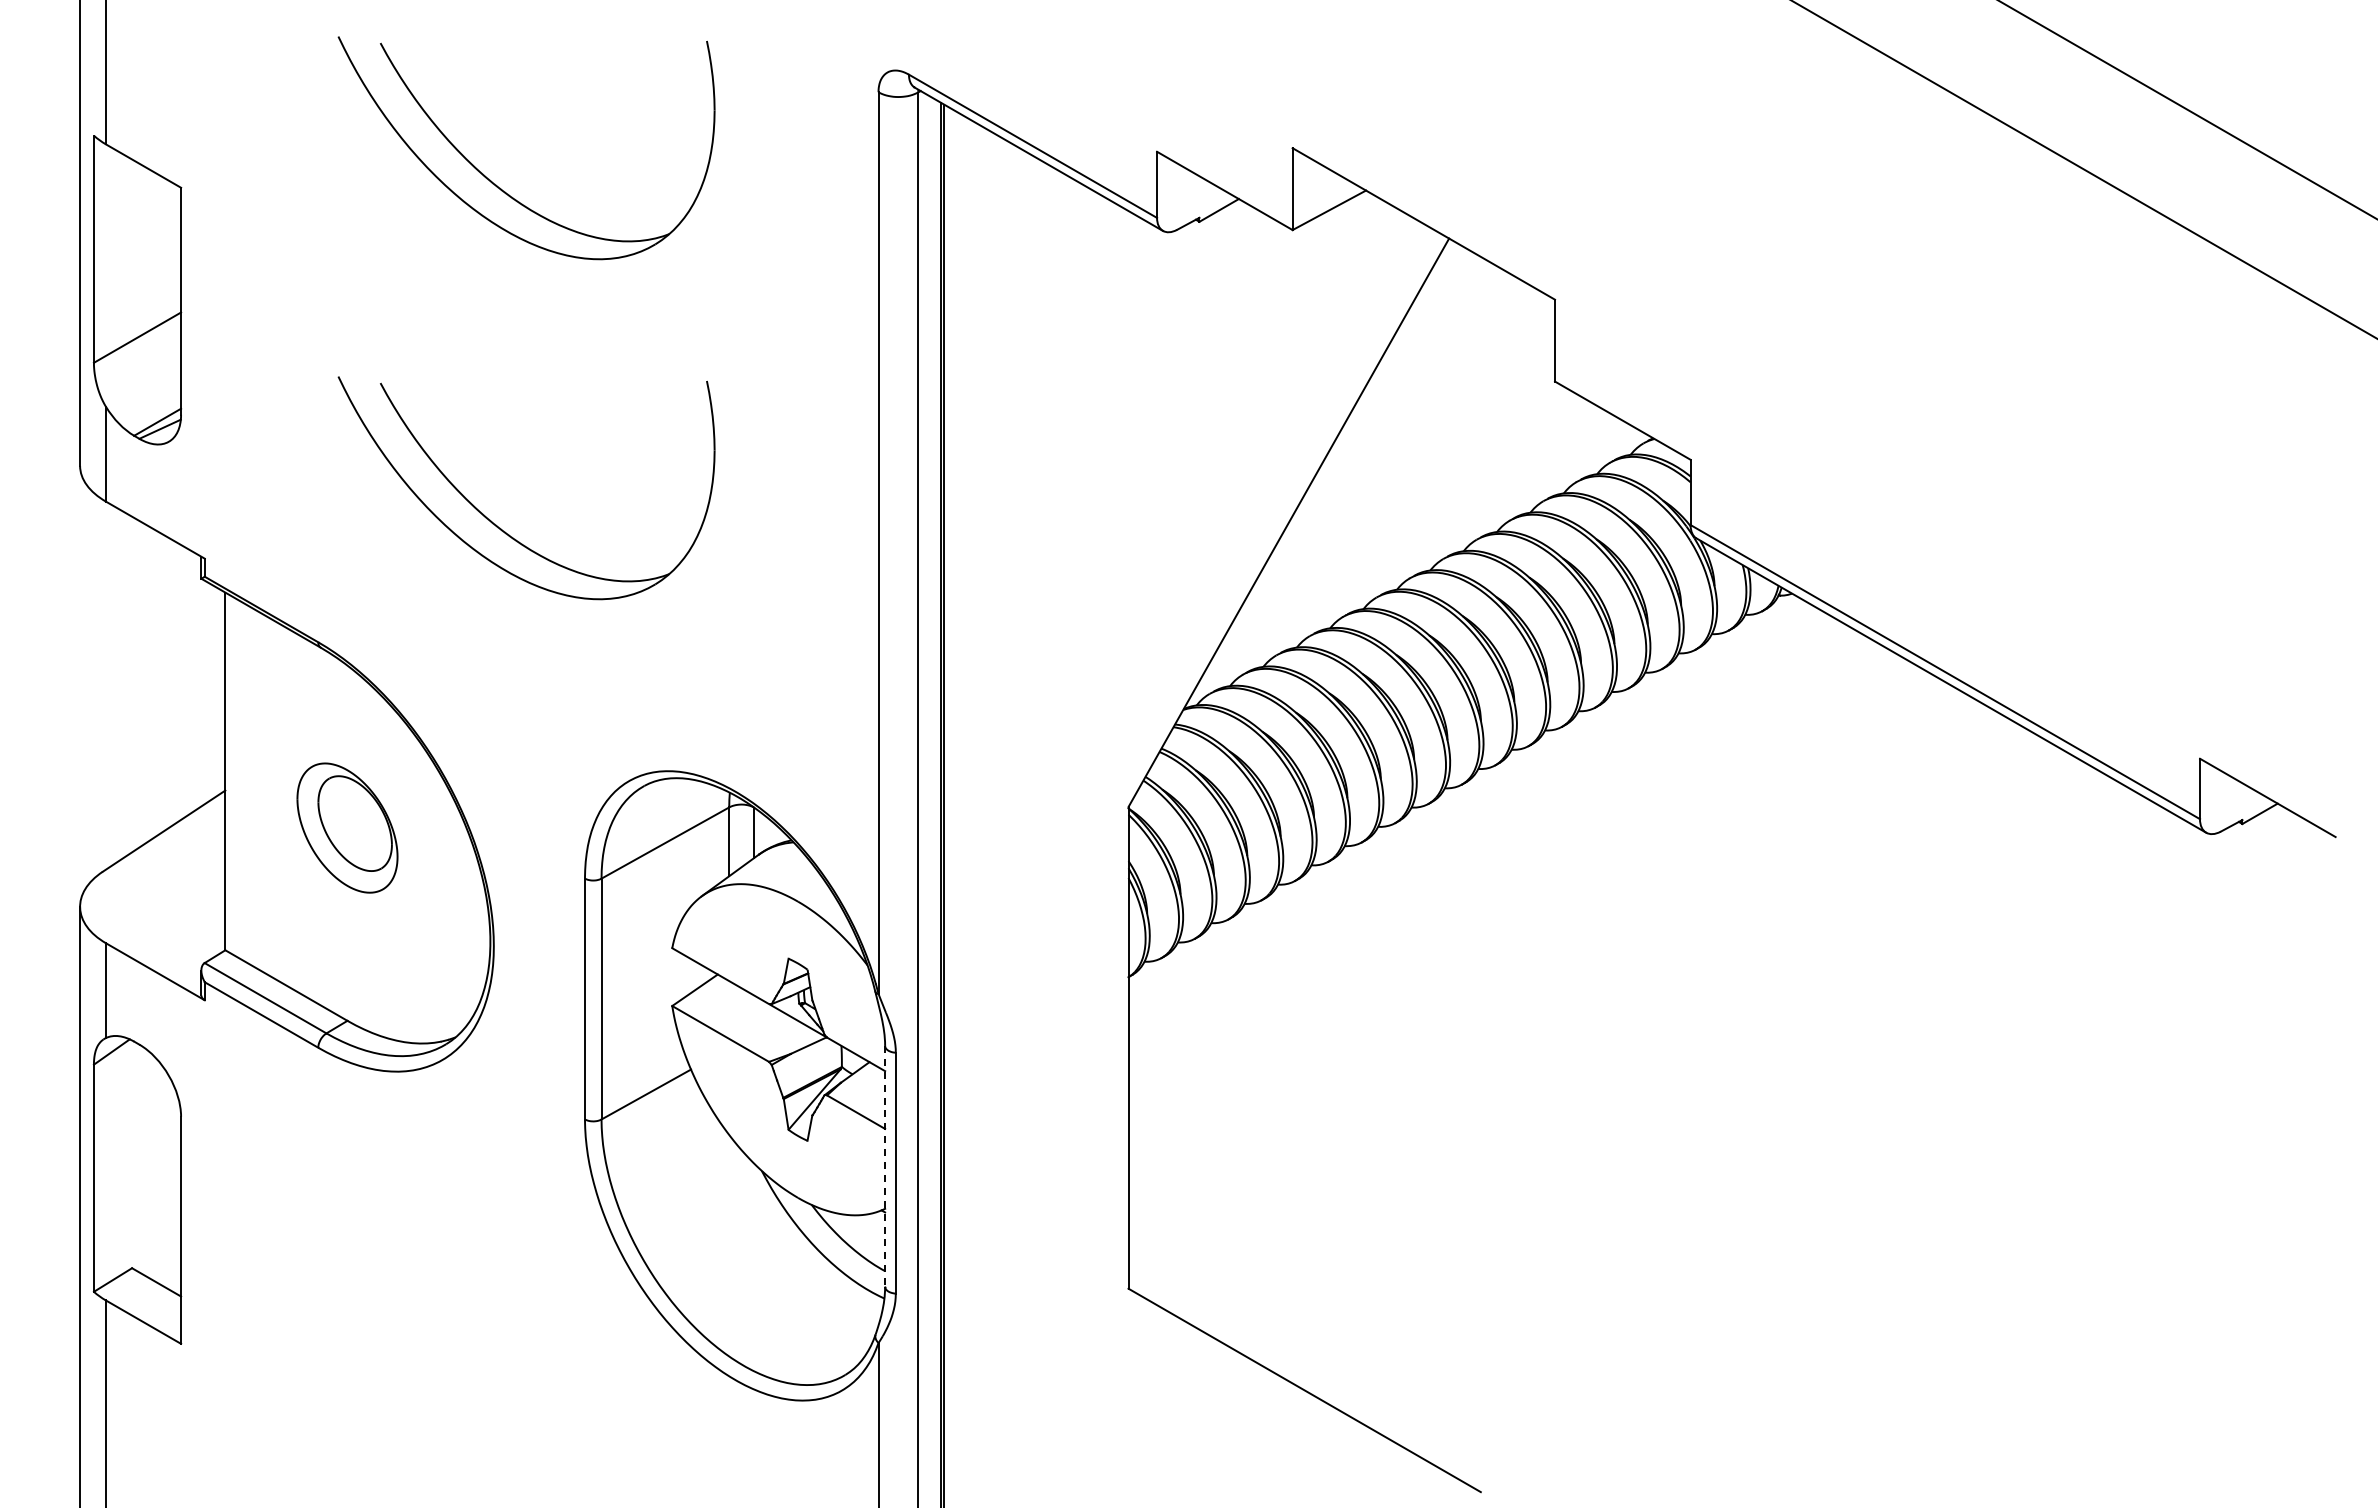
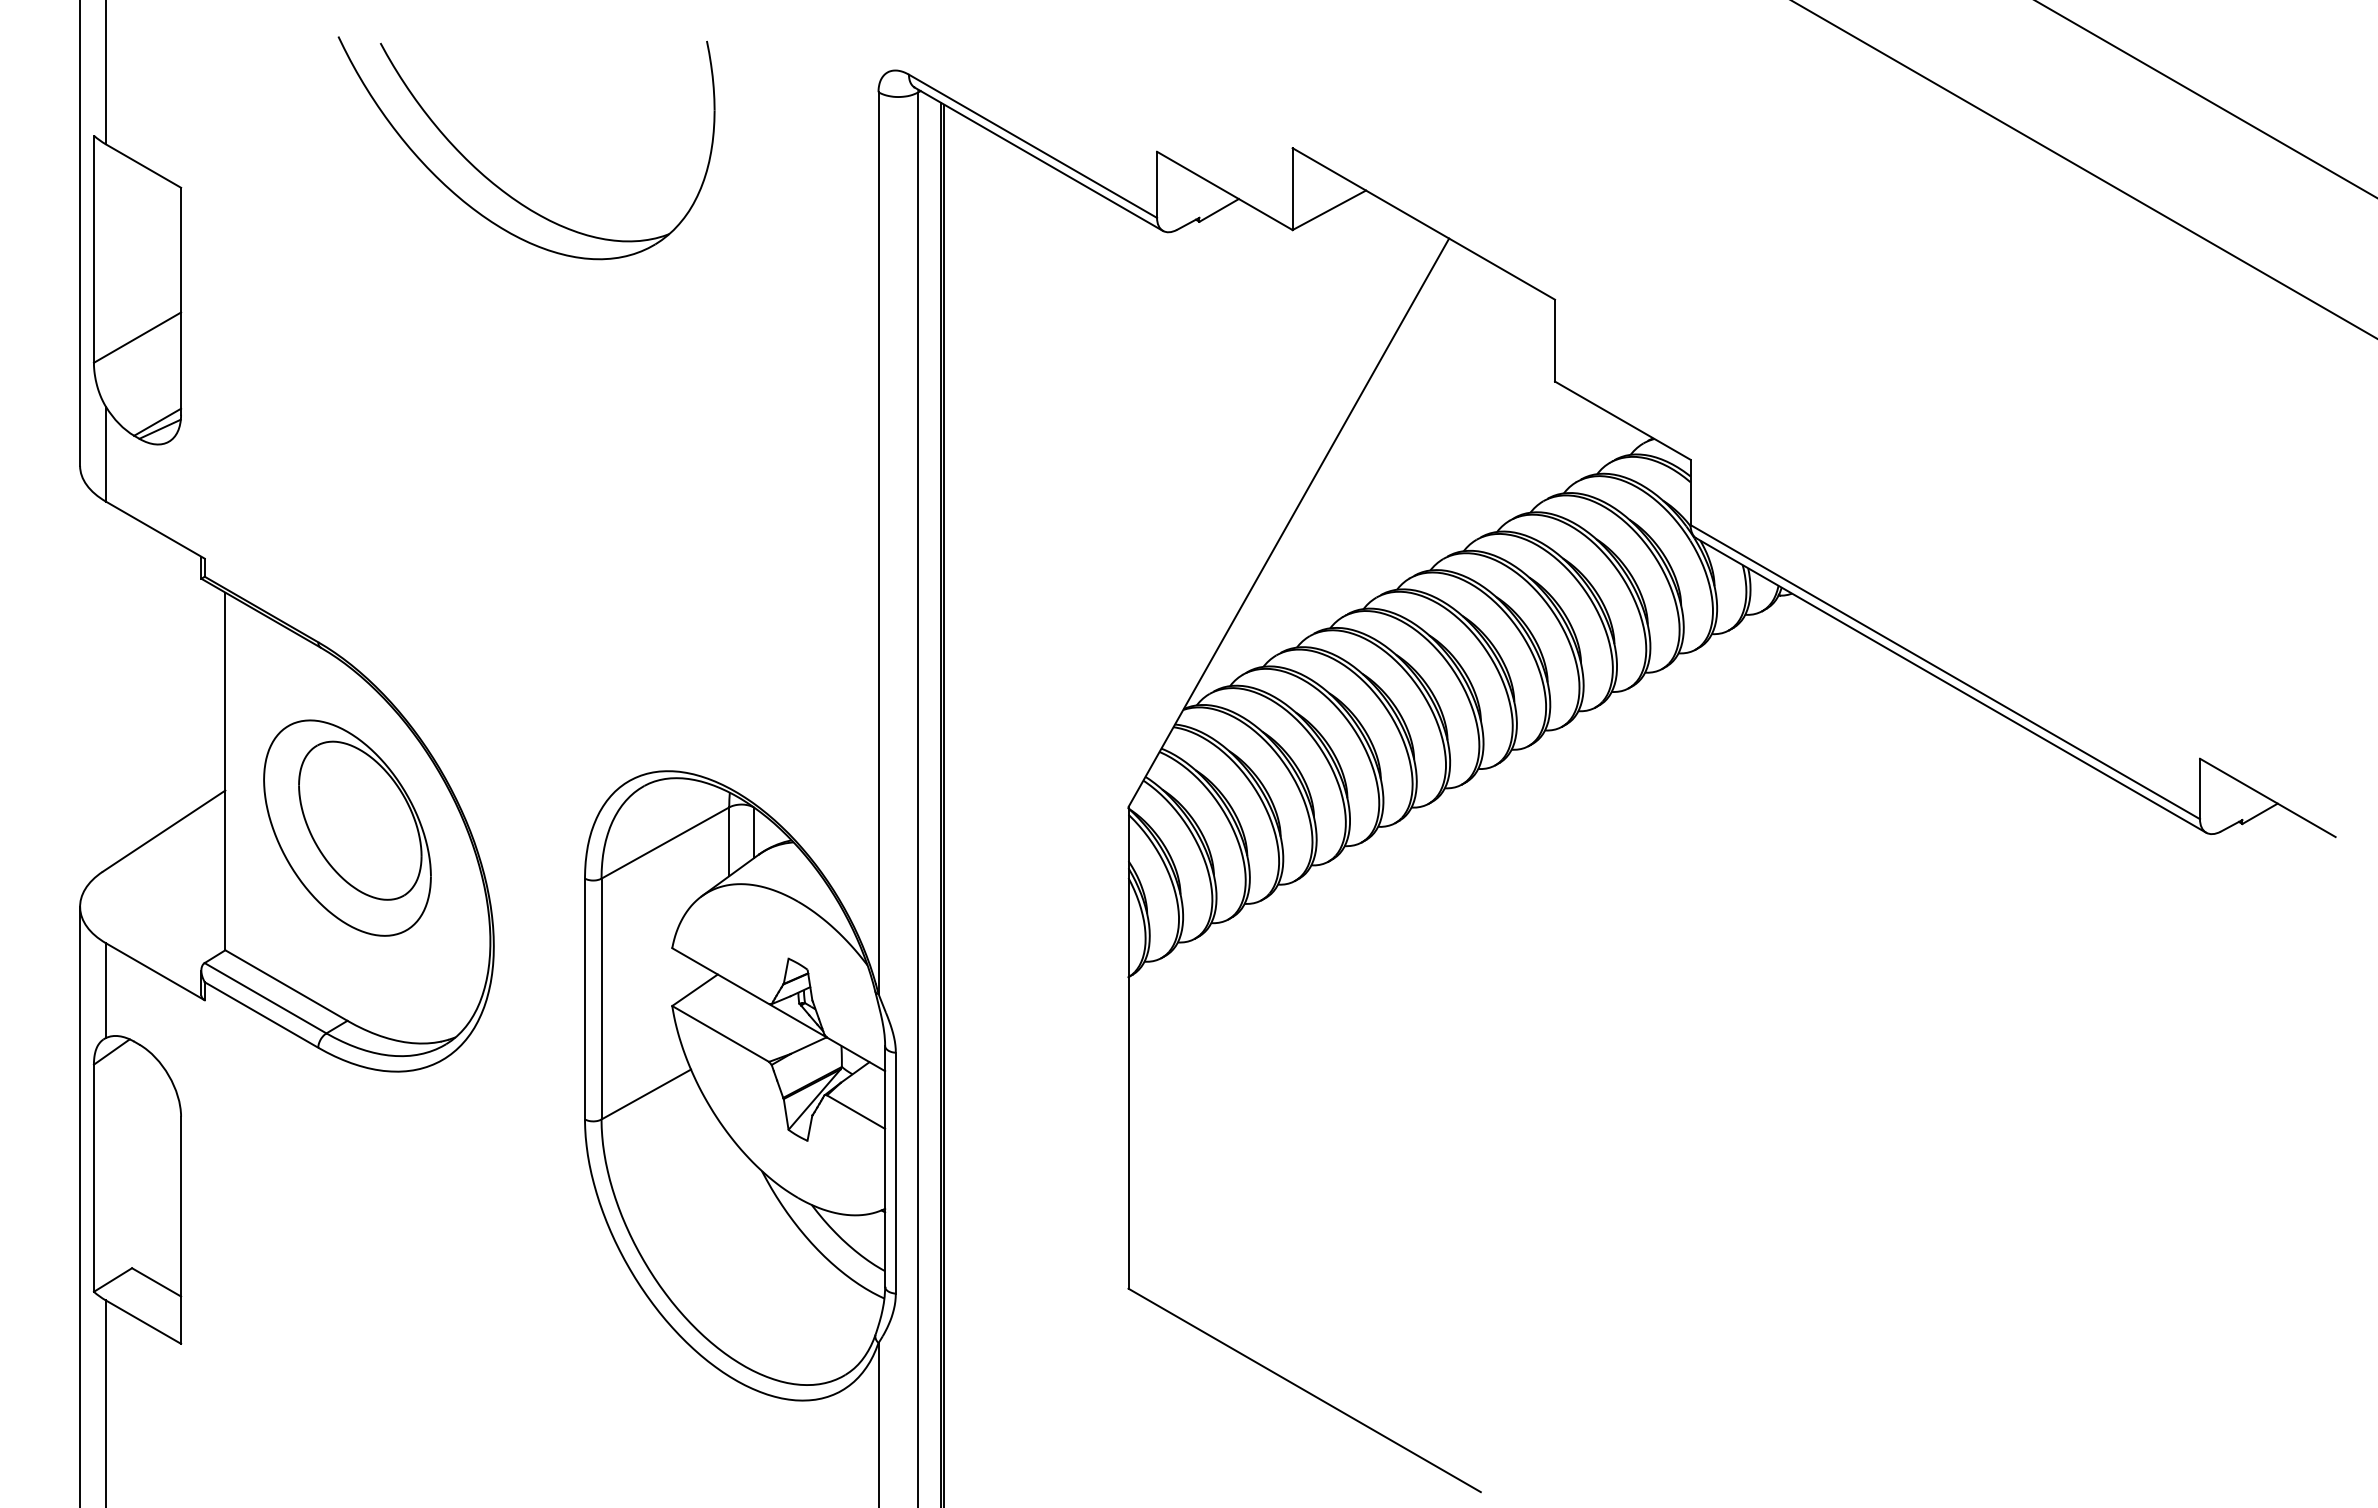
line position: (2187, 109) -> (2205, 99) (2205, 99)
part: present -> none (496, 524)
part size: 103x132 px -> 169x218 px (347, 827)
line: dashed -> solid (885, 1166)
